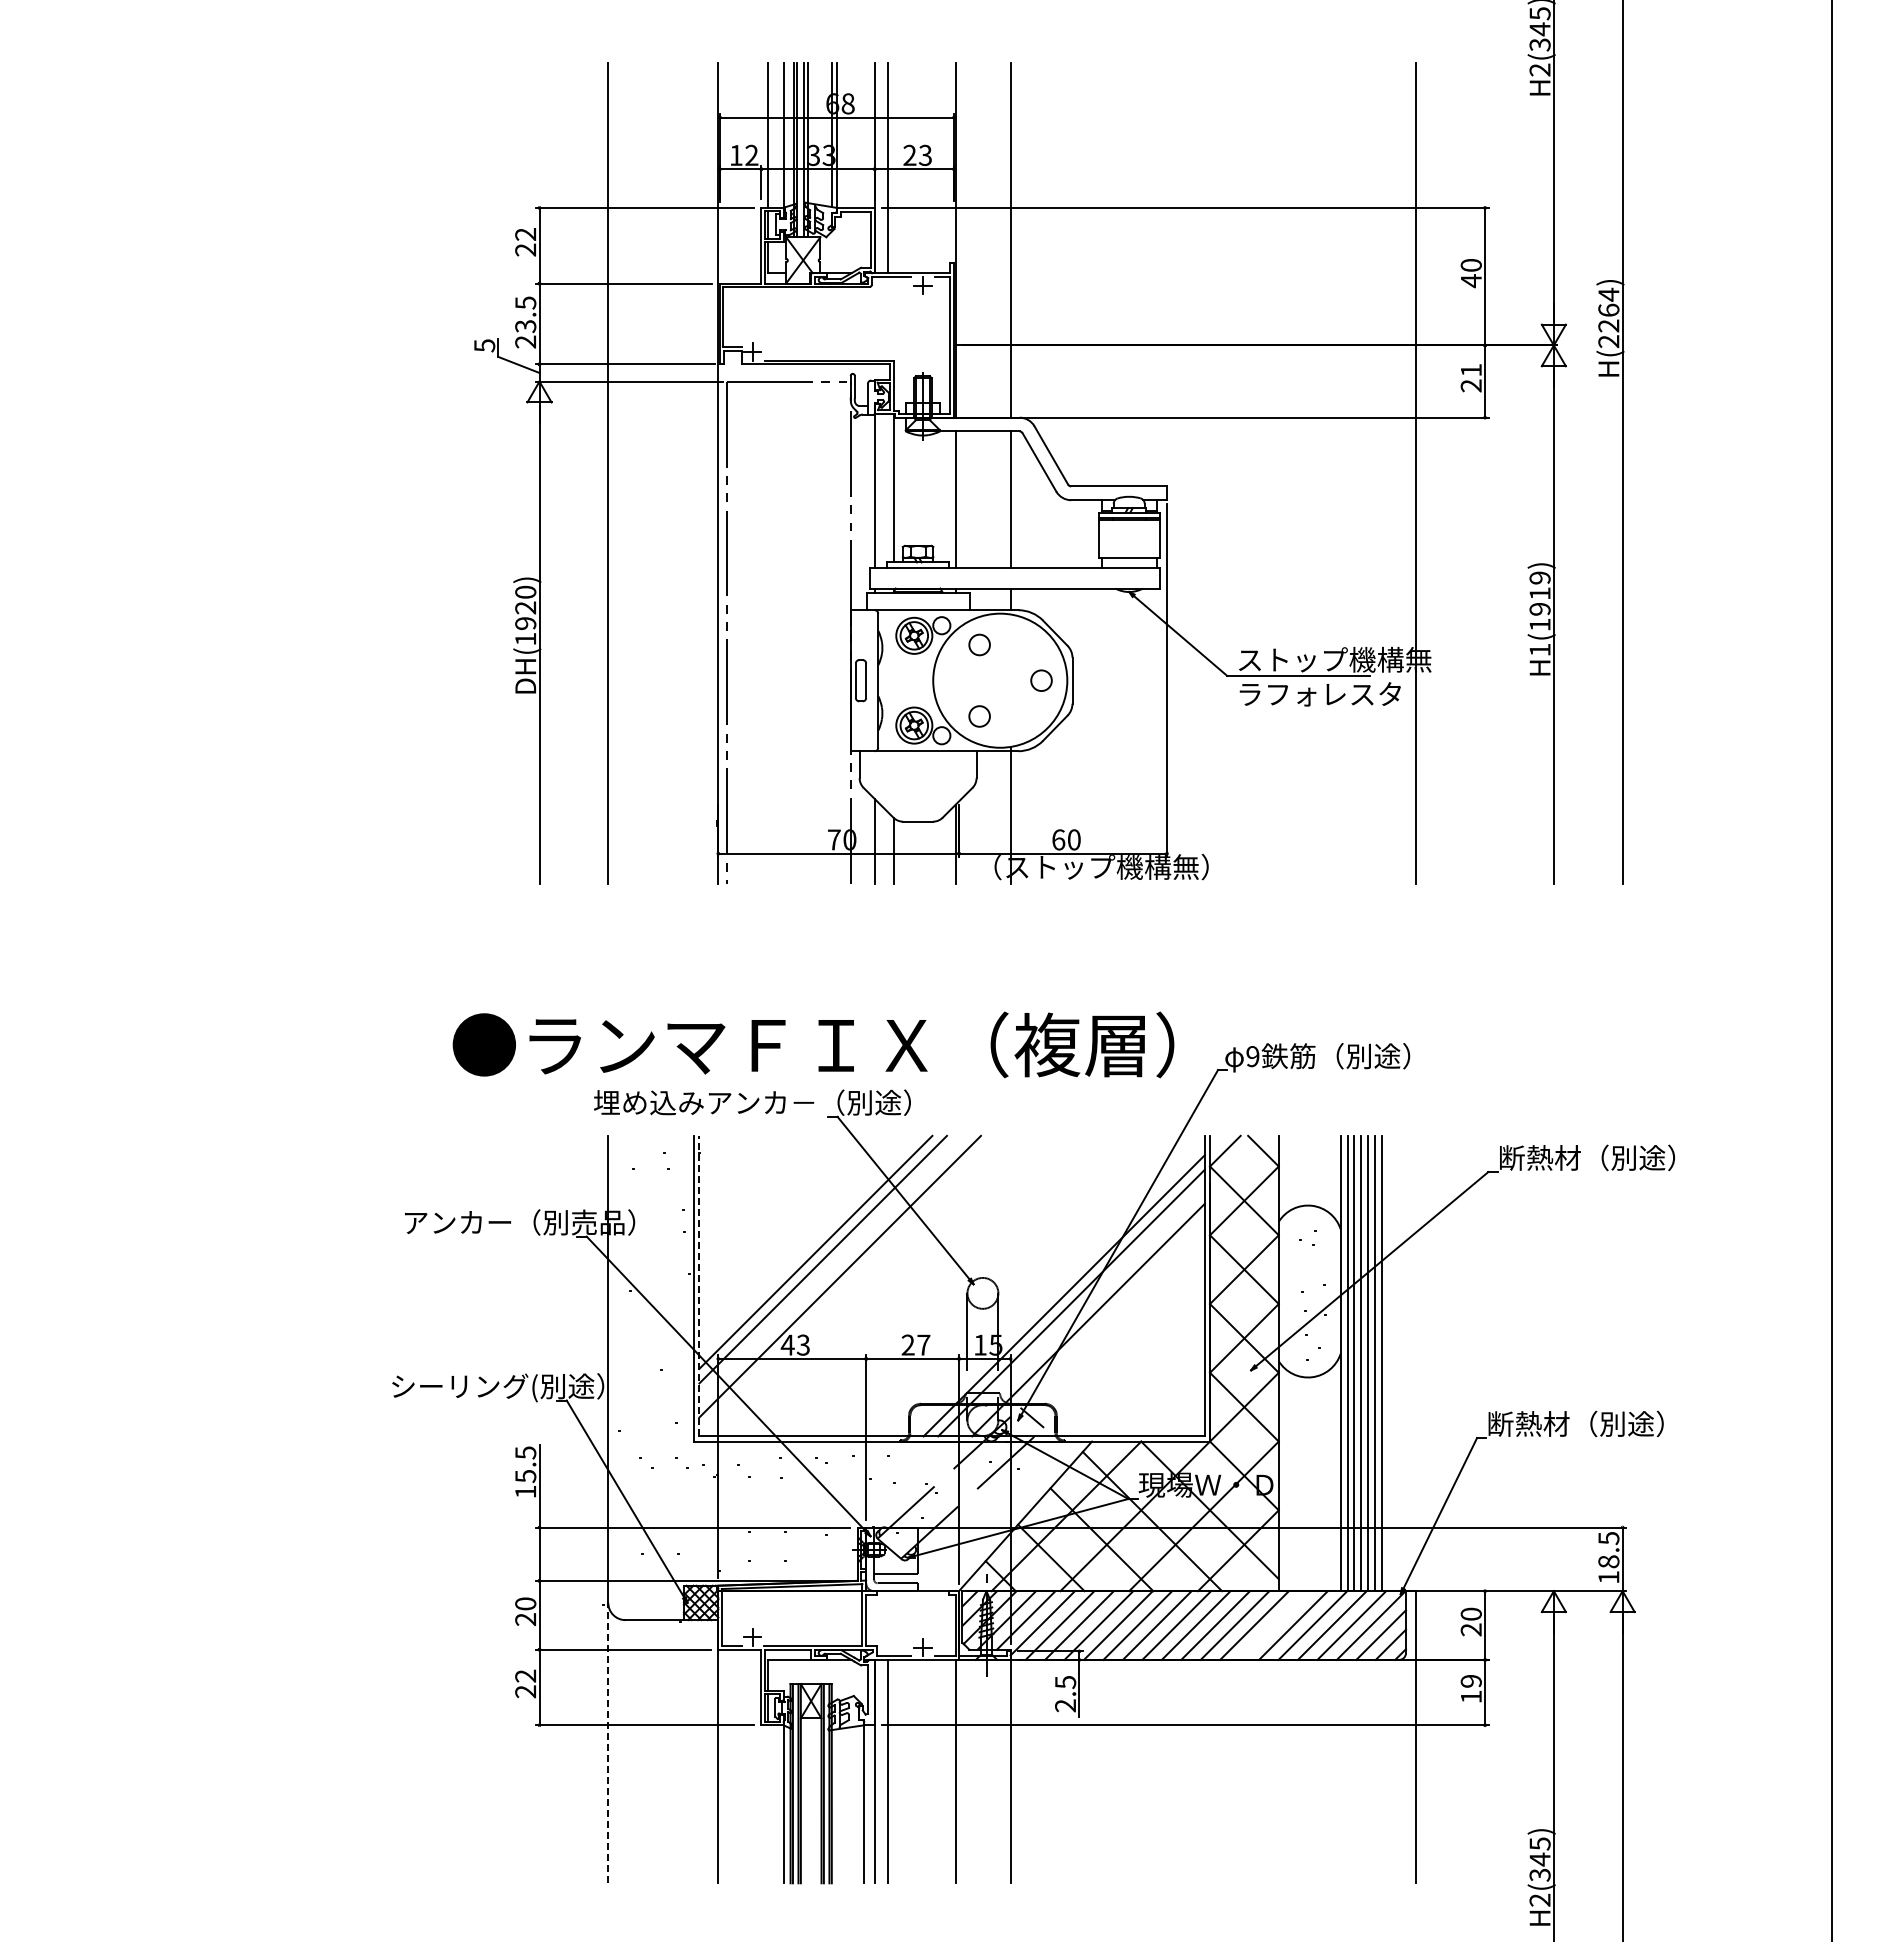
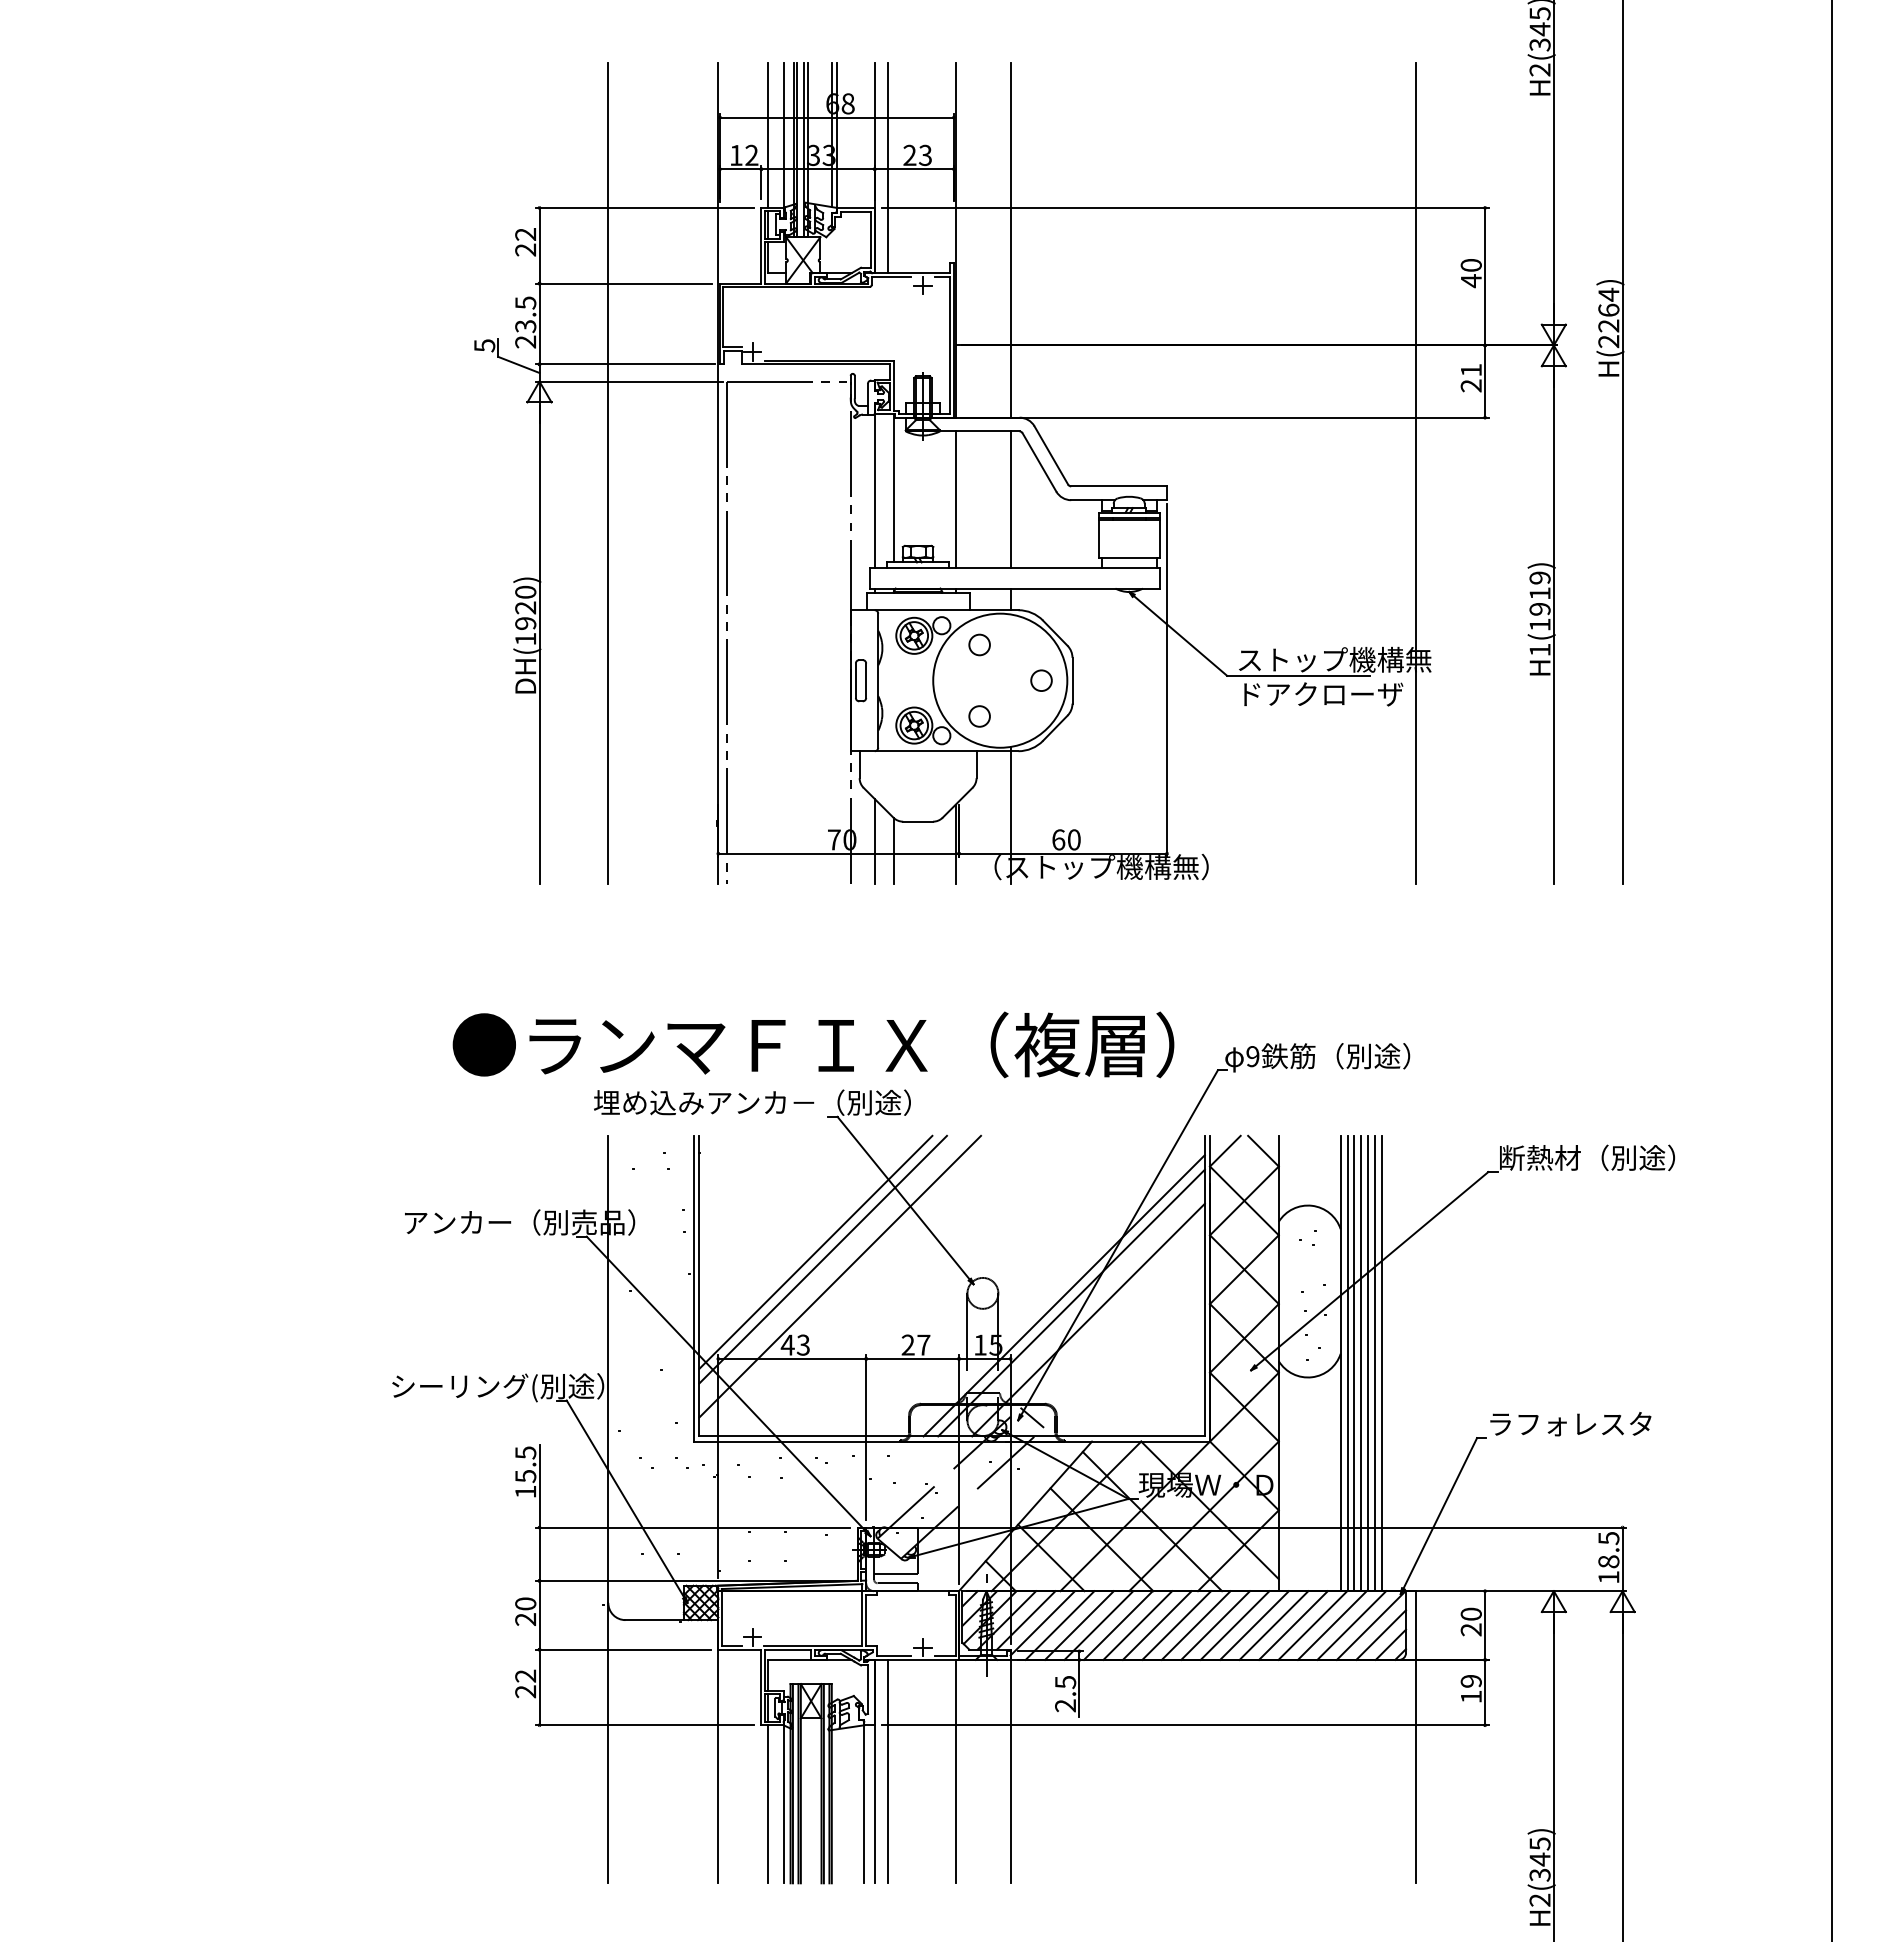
text: ラフォレスタ -> ドアクローザ (1321, 694)
line: dashed -> solid (699, 1285)
text: 断熱材（別途） -> ラフォレスタ (1575, 1423)
line: none -> present (1273, 1625)
line: dashed -> solid (608, 1742)
line: none -> present (768, 1804)
